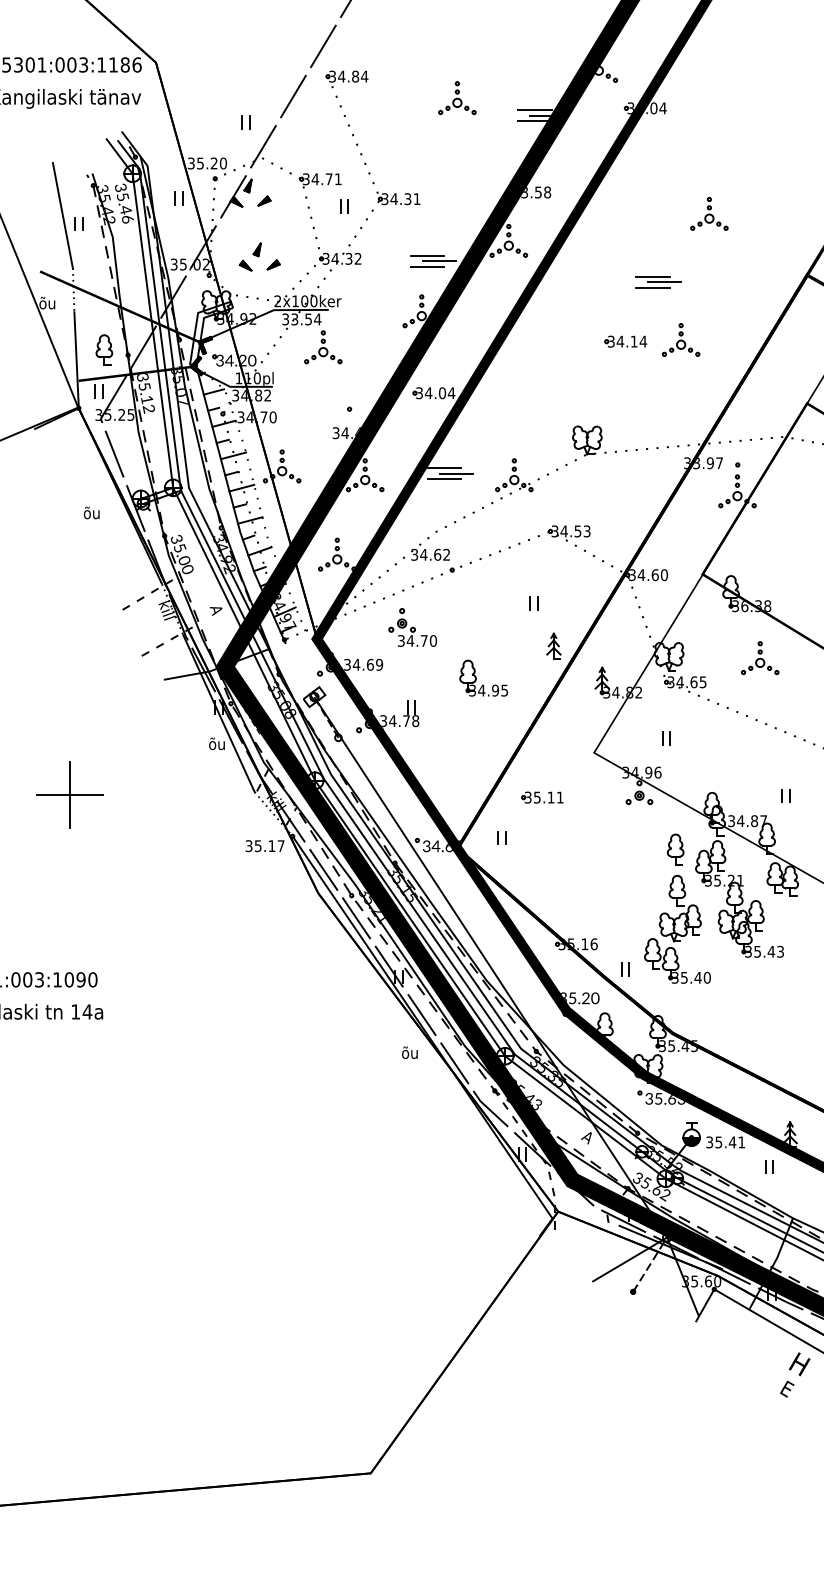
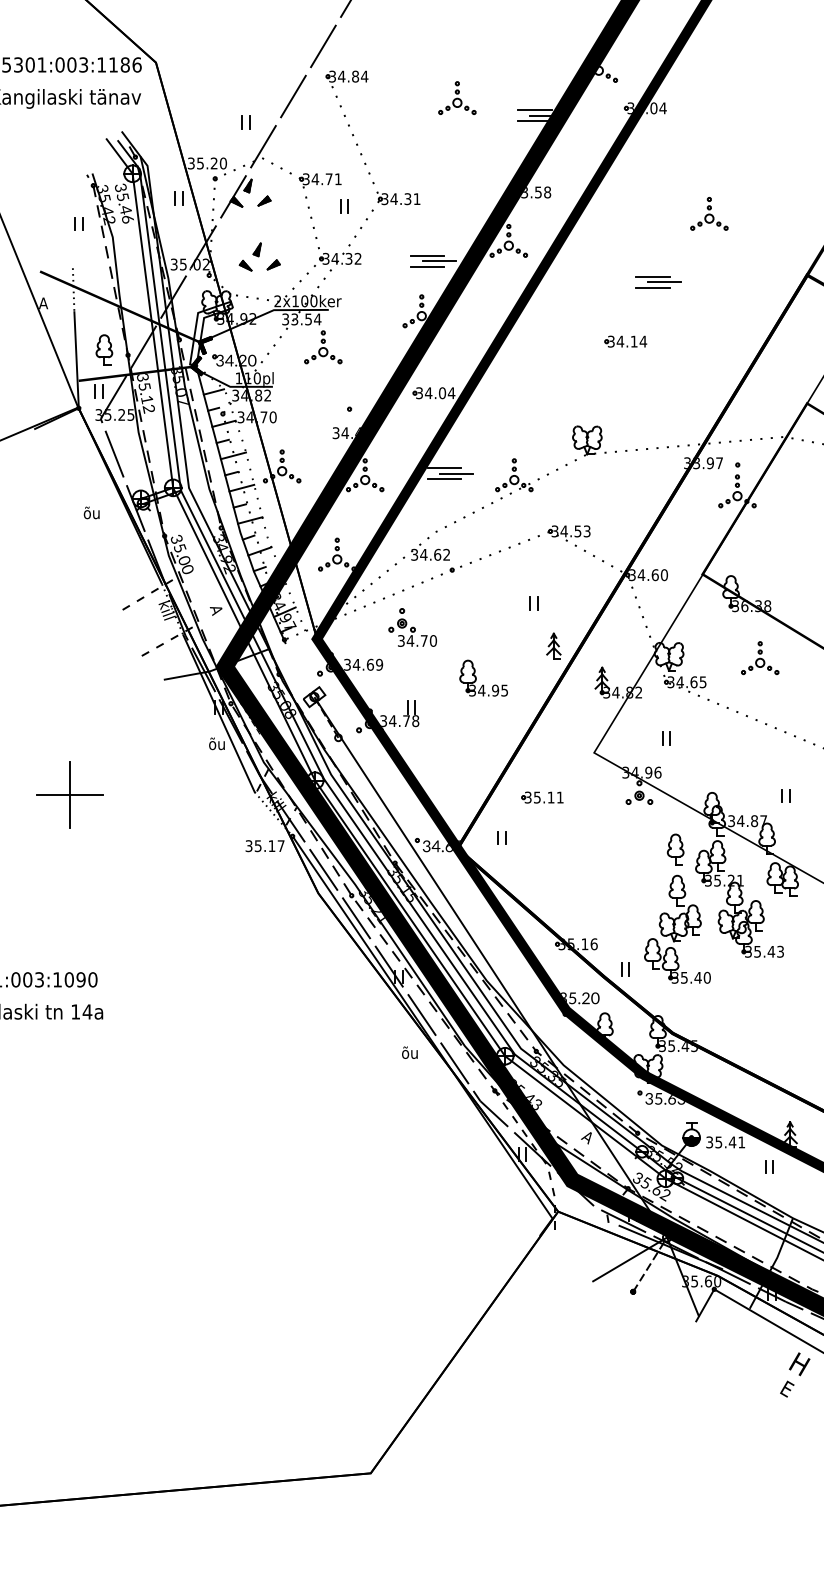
line: present -> none (62, 215)
text: õu -> A (47, 302)
part: present -> none (680, 339)
